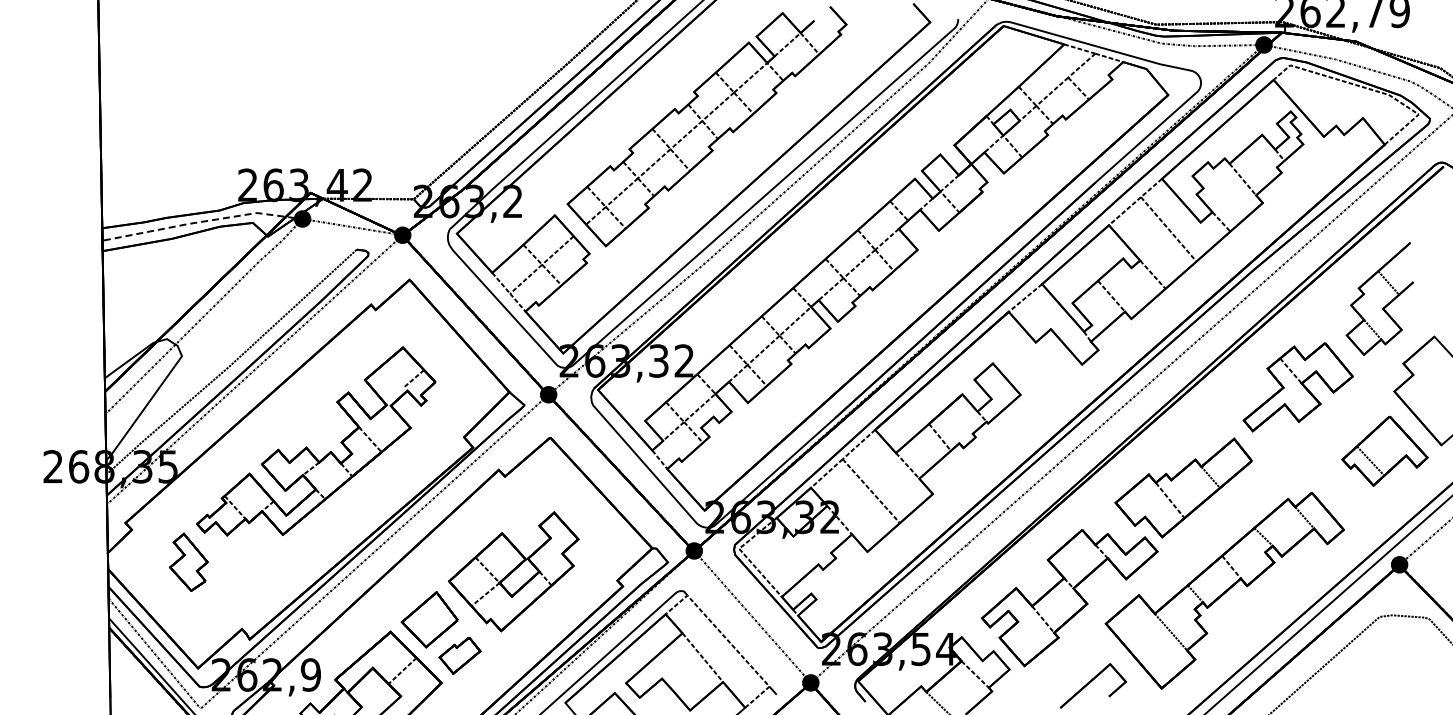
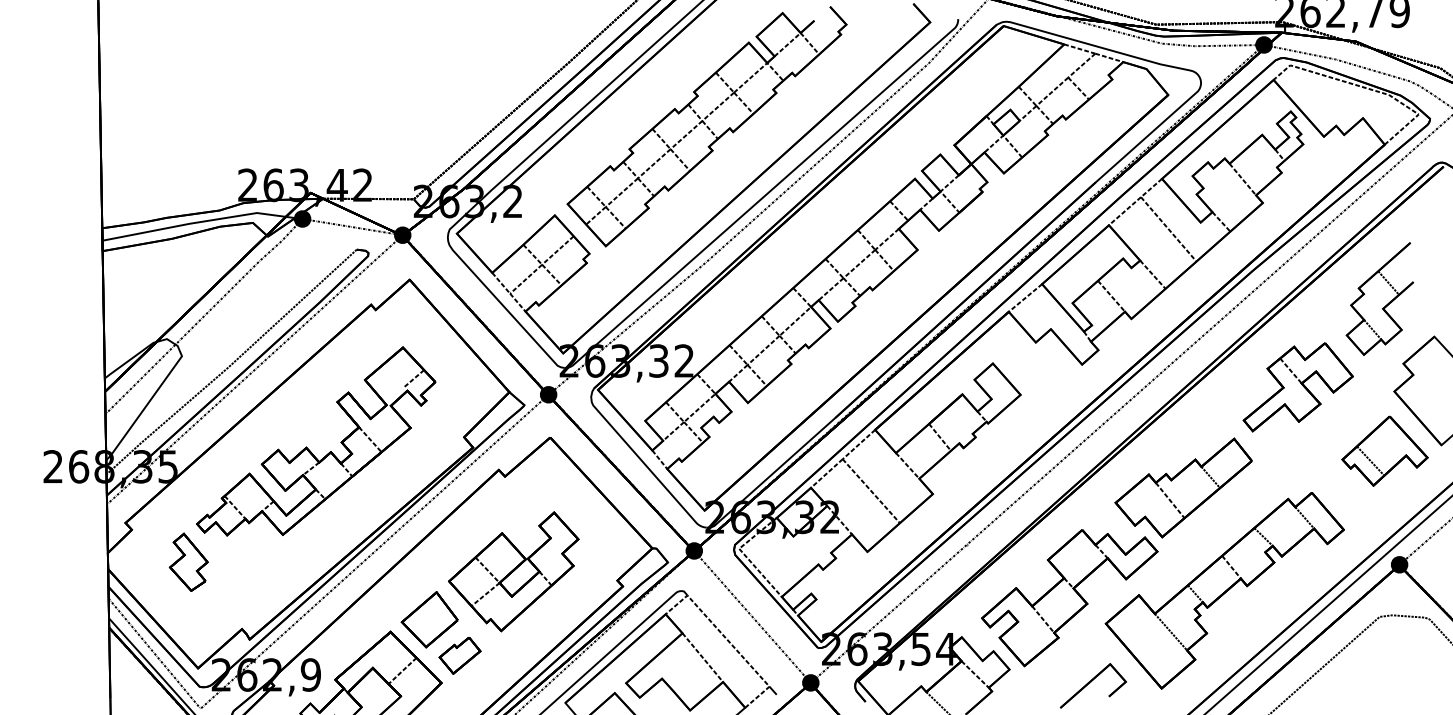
line: dashed -> solid (198, 222)
